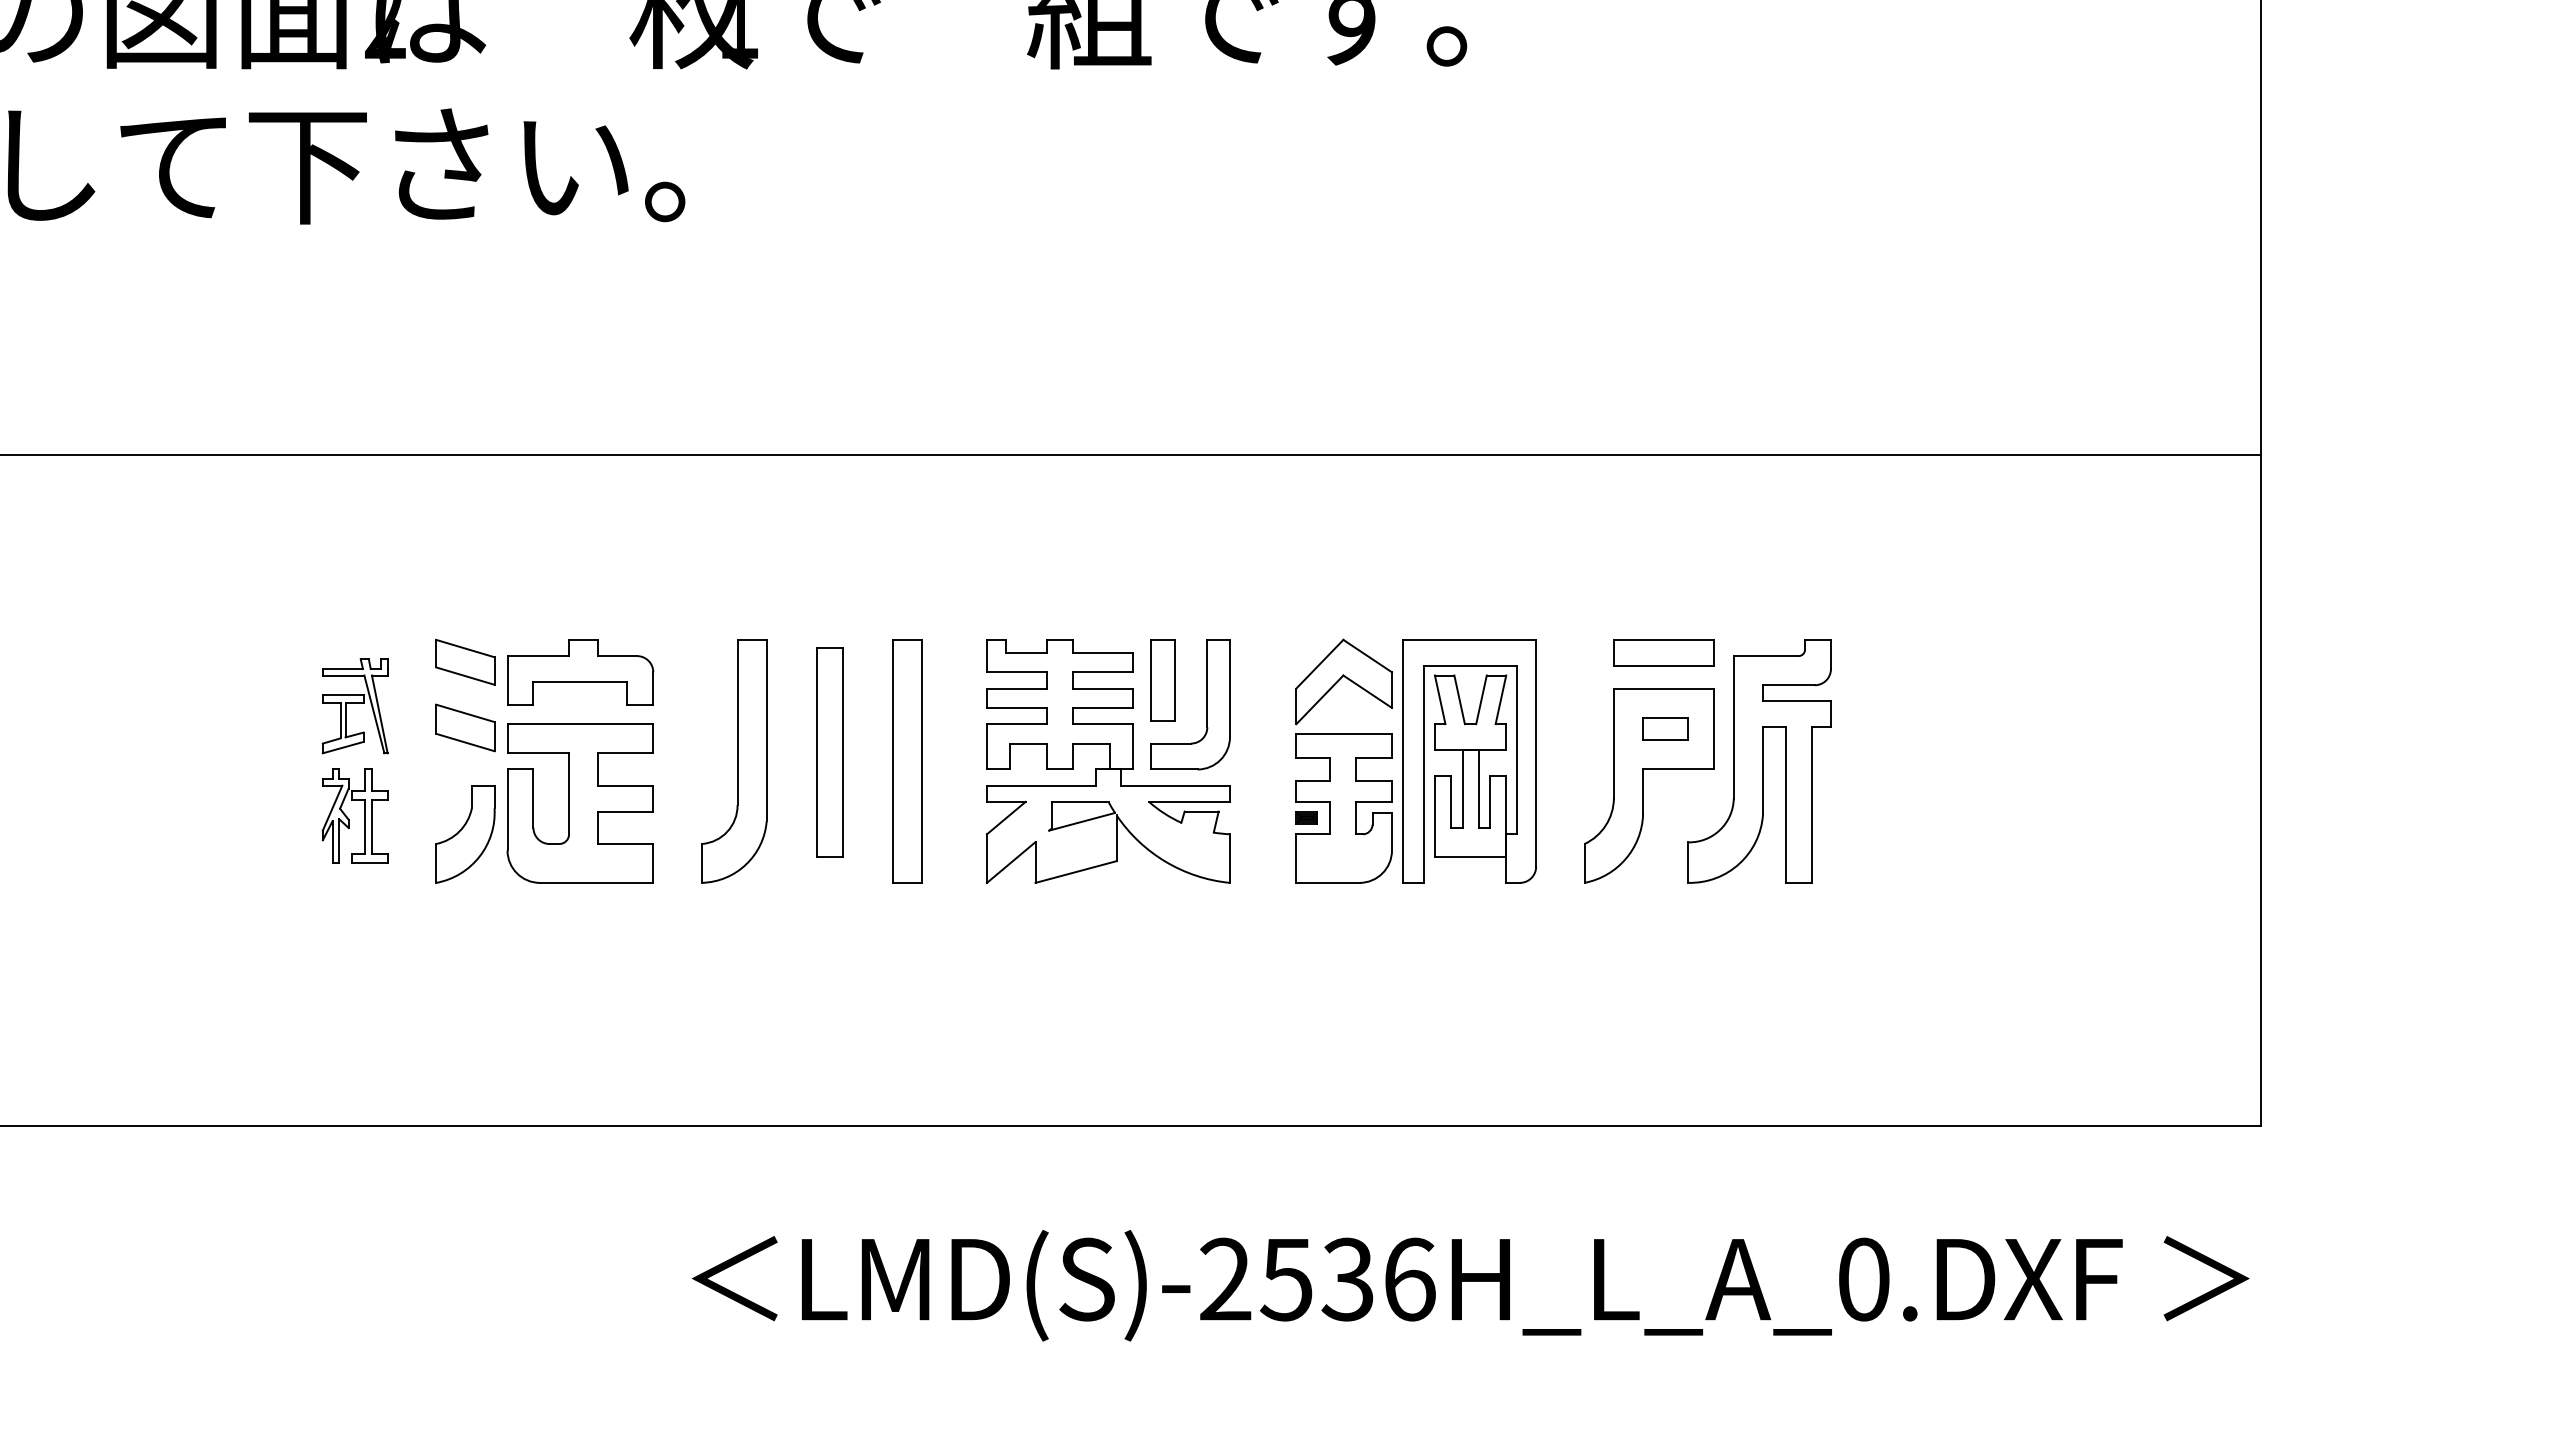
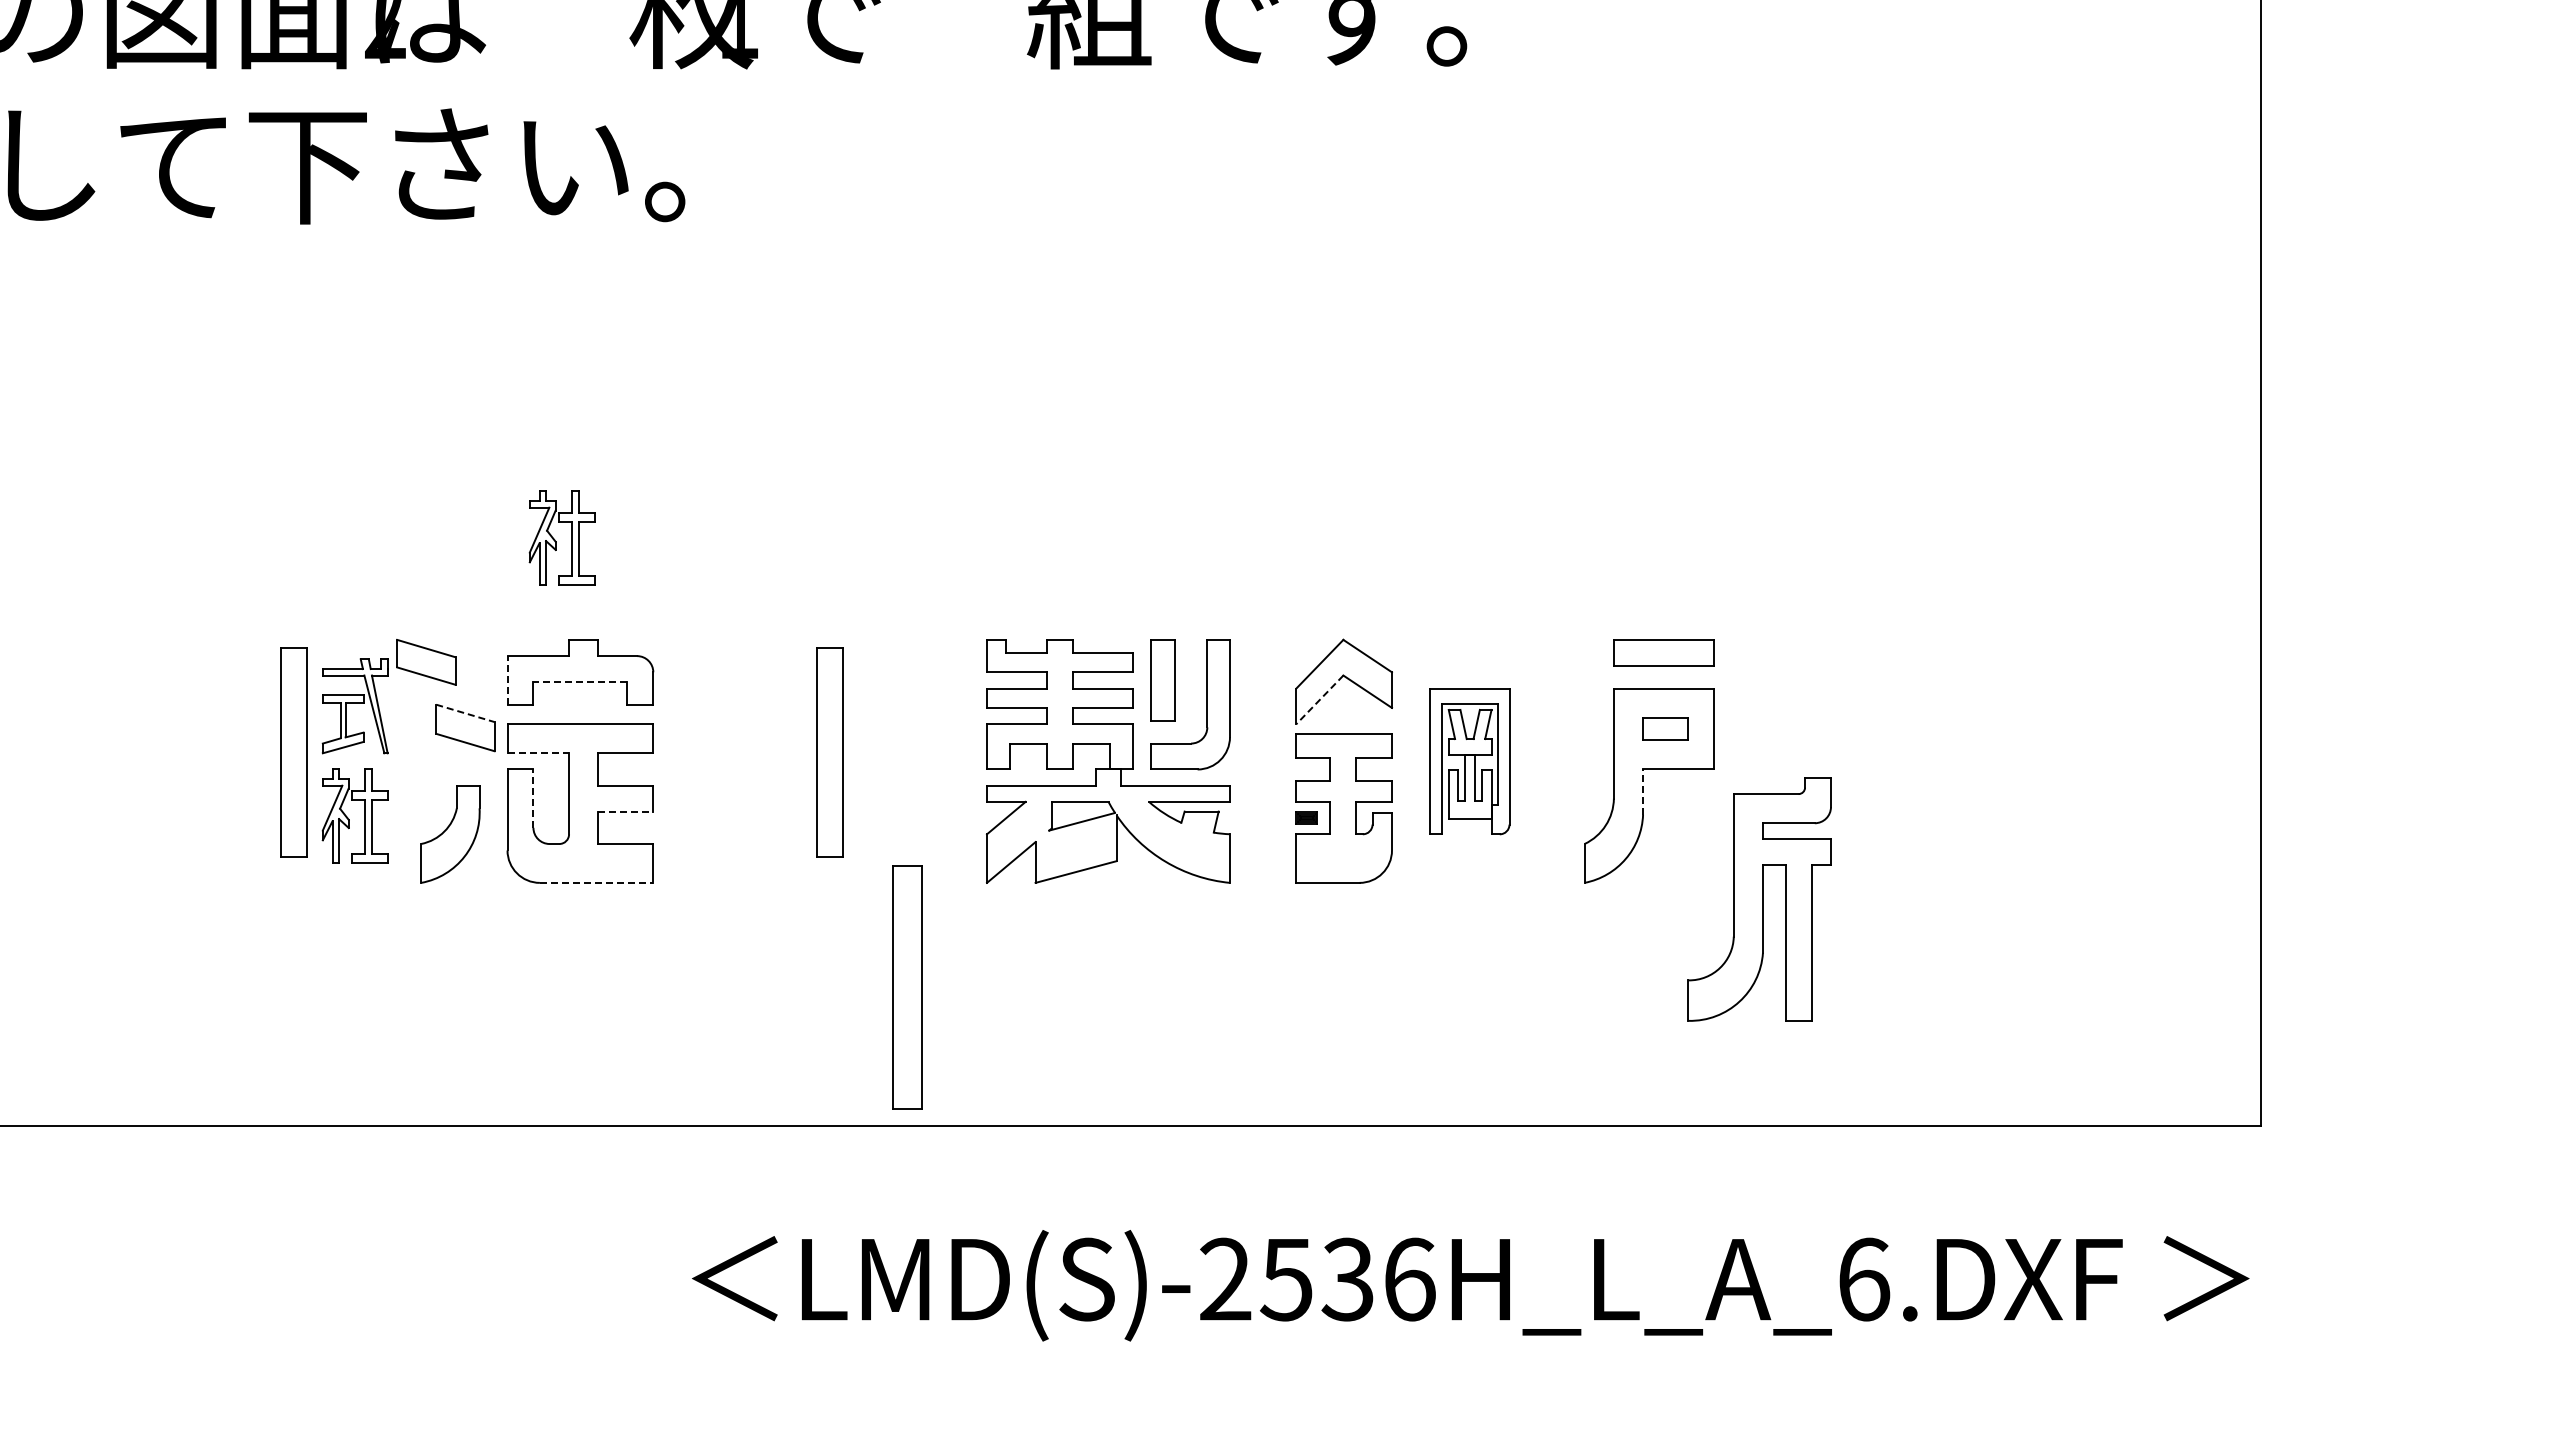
line: present -> none (1131, 455)
part: none -> present (555, 539)
part position: (465, 662) -> (426, 662) (426, 662)
line: solid -> dashed (507, 679)
line: solid -> dashed (580, 682)
line: solid -> dashed (1319, 699)
line: solid -> dashed (465, 713)
part: none -> present (293, 752)
line: solid -> dashed (538, 753)
part: present -> none (734, 761)
part position: (907, 761) -> (907, 987) (907, 987)
part size: 135x245 px -> 82x148 px (1469, 761)
part position: (1759, 761) -> (1759, 899) (1759, 899)
line: solid -> dashed (1643, 792)
line: solid -> dashed (533, 798)
line: solid -> dashed (625, 811)
part position: (465, 834) -> (450, 834) (450, 834)
line: solid -> dashed (596, 882)
text: LMD(S)-2536H_L_A_0.DXF -> LMD(S)-2536H_L_A_6.DXF (1864, 1279)
